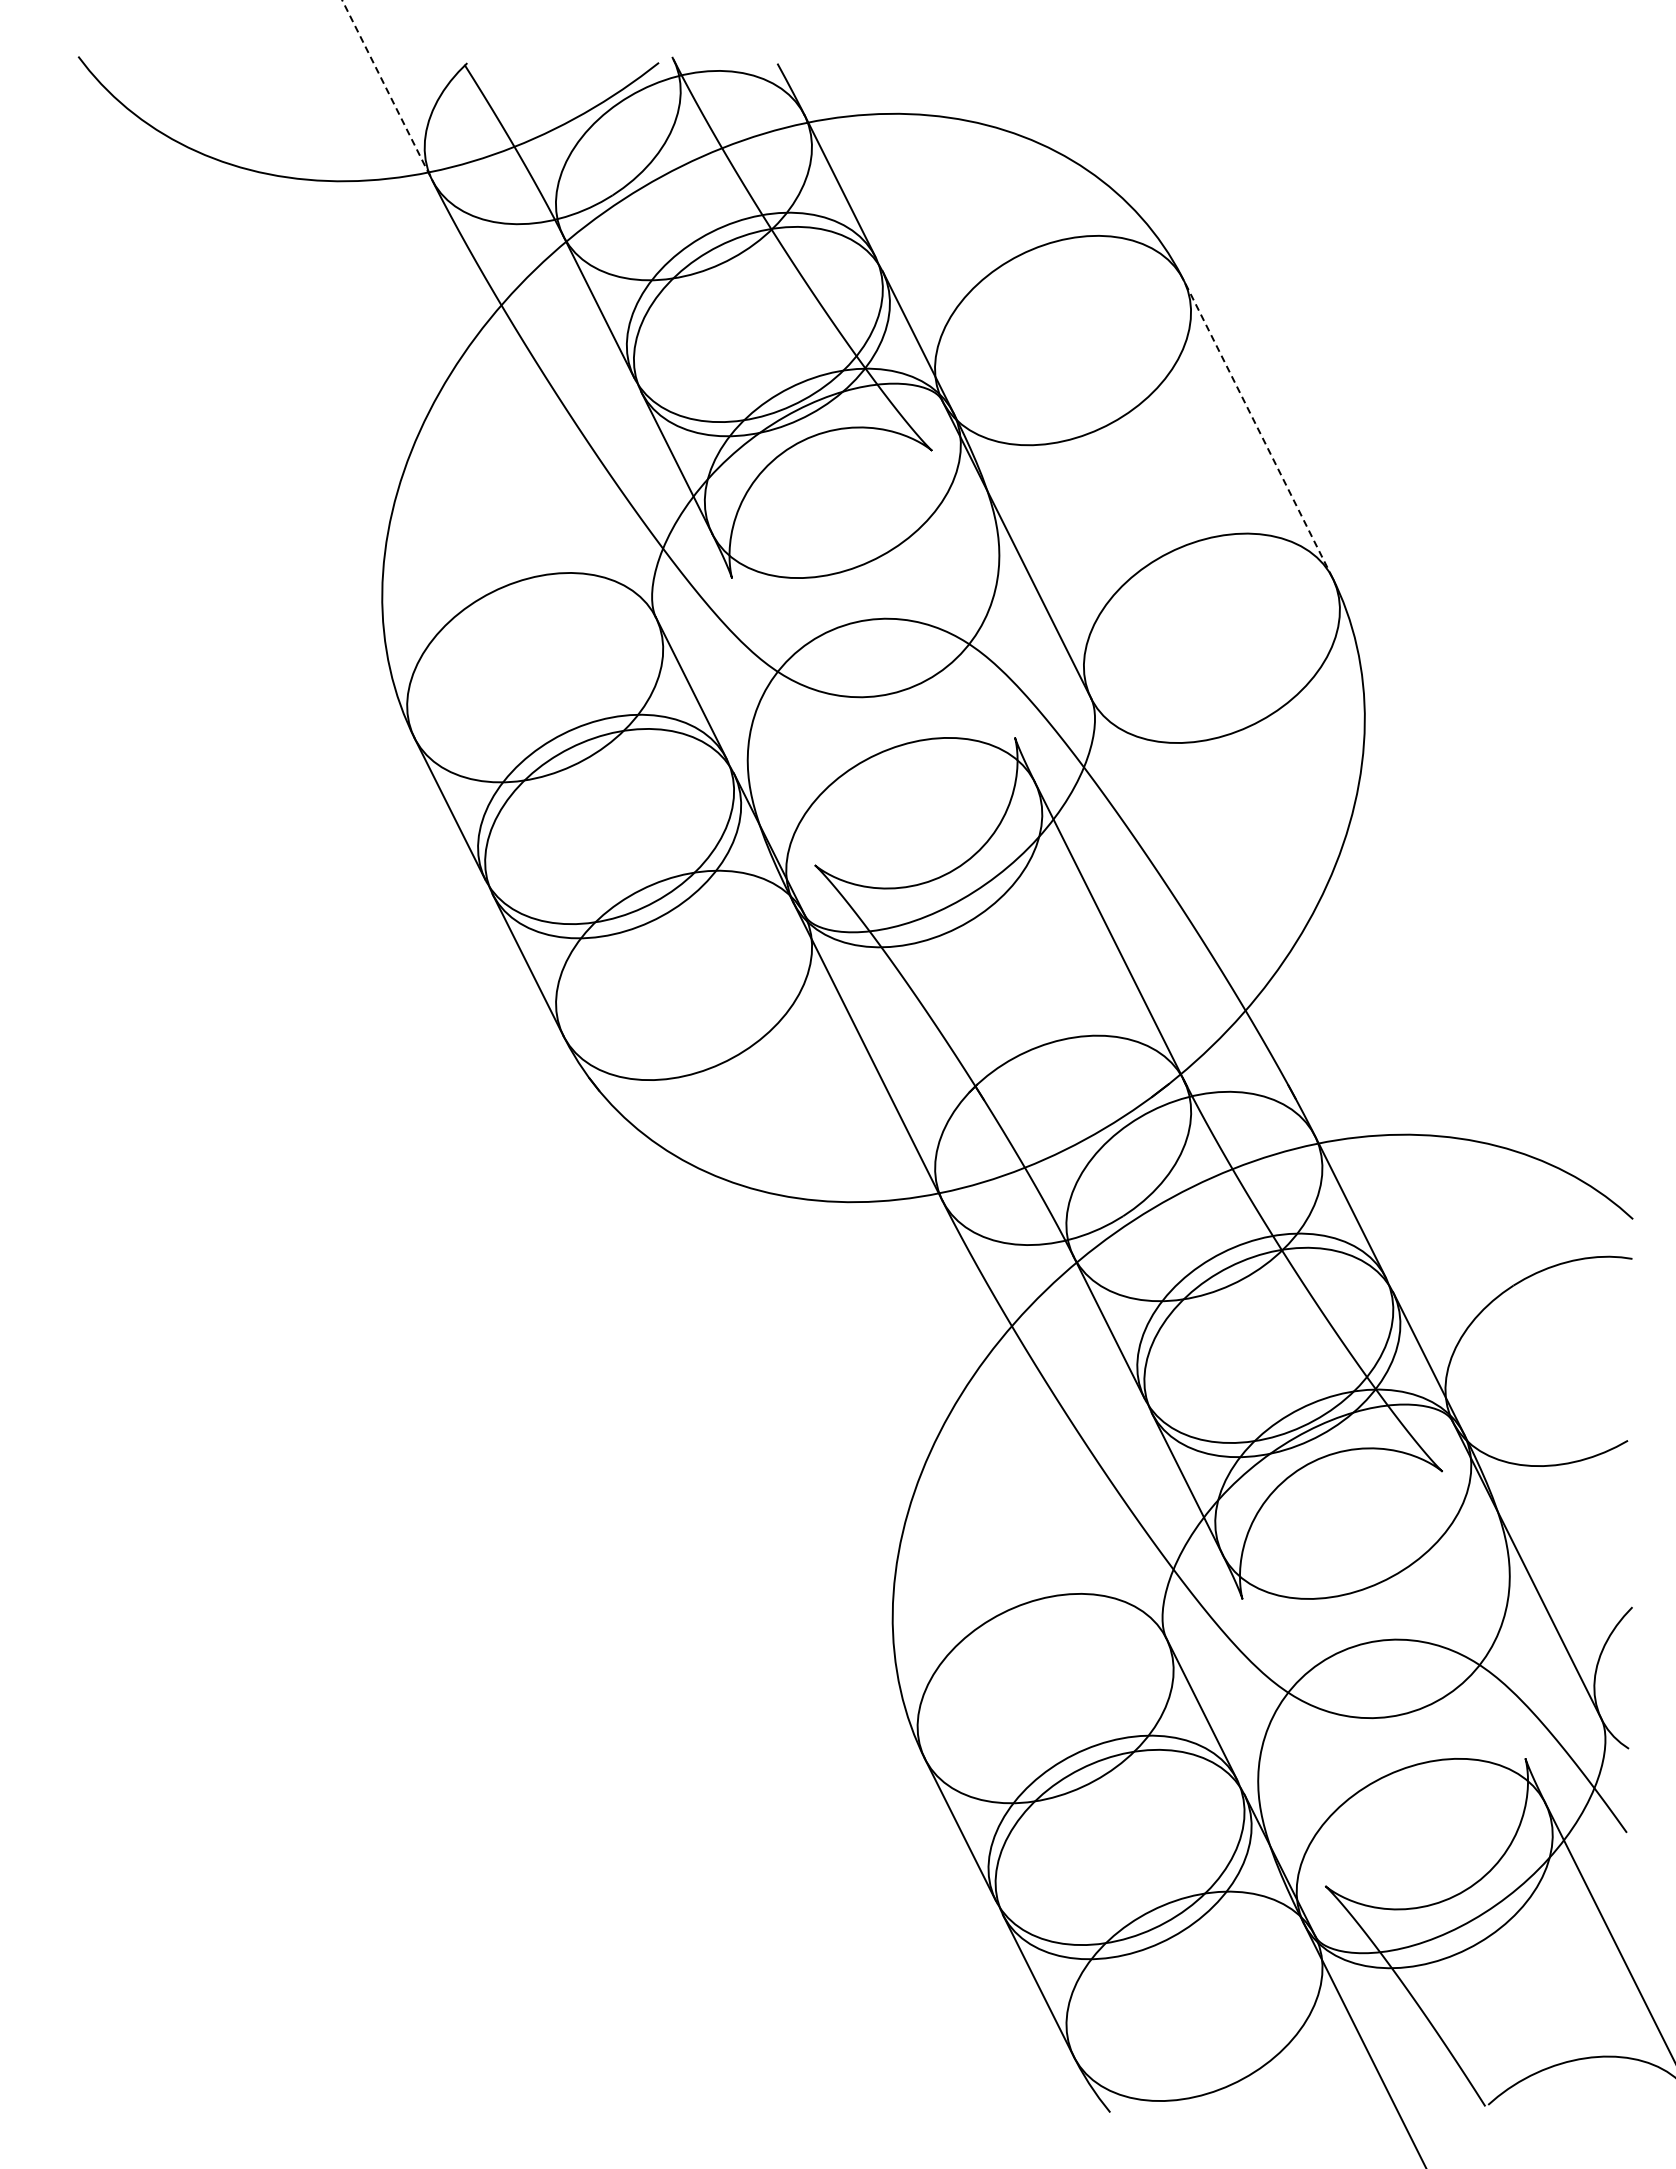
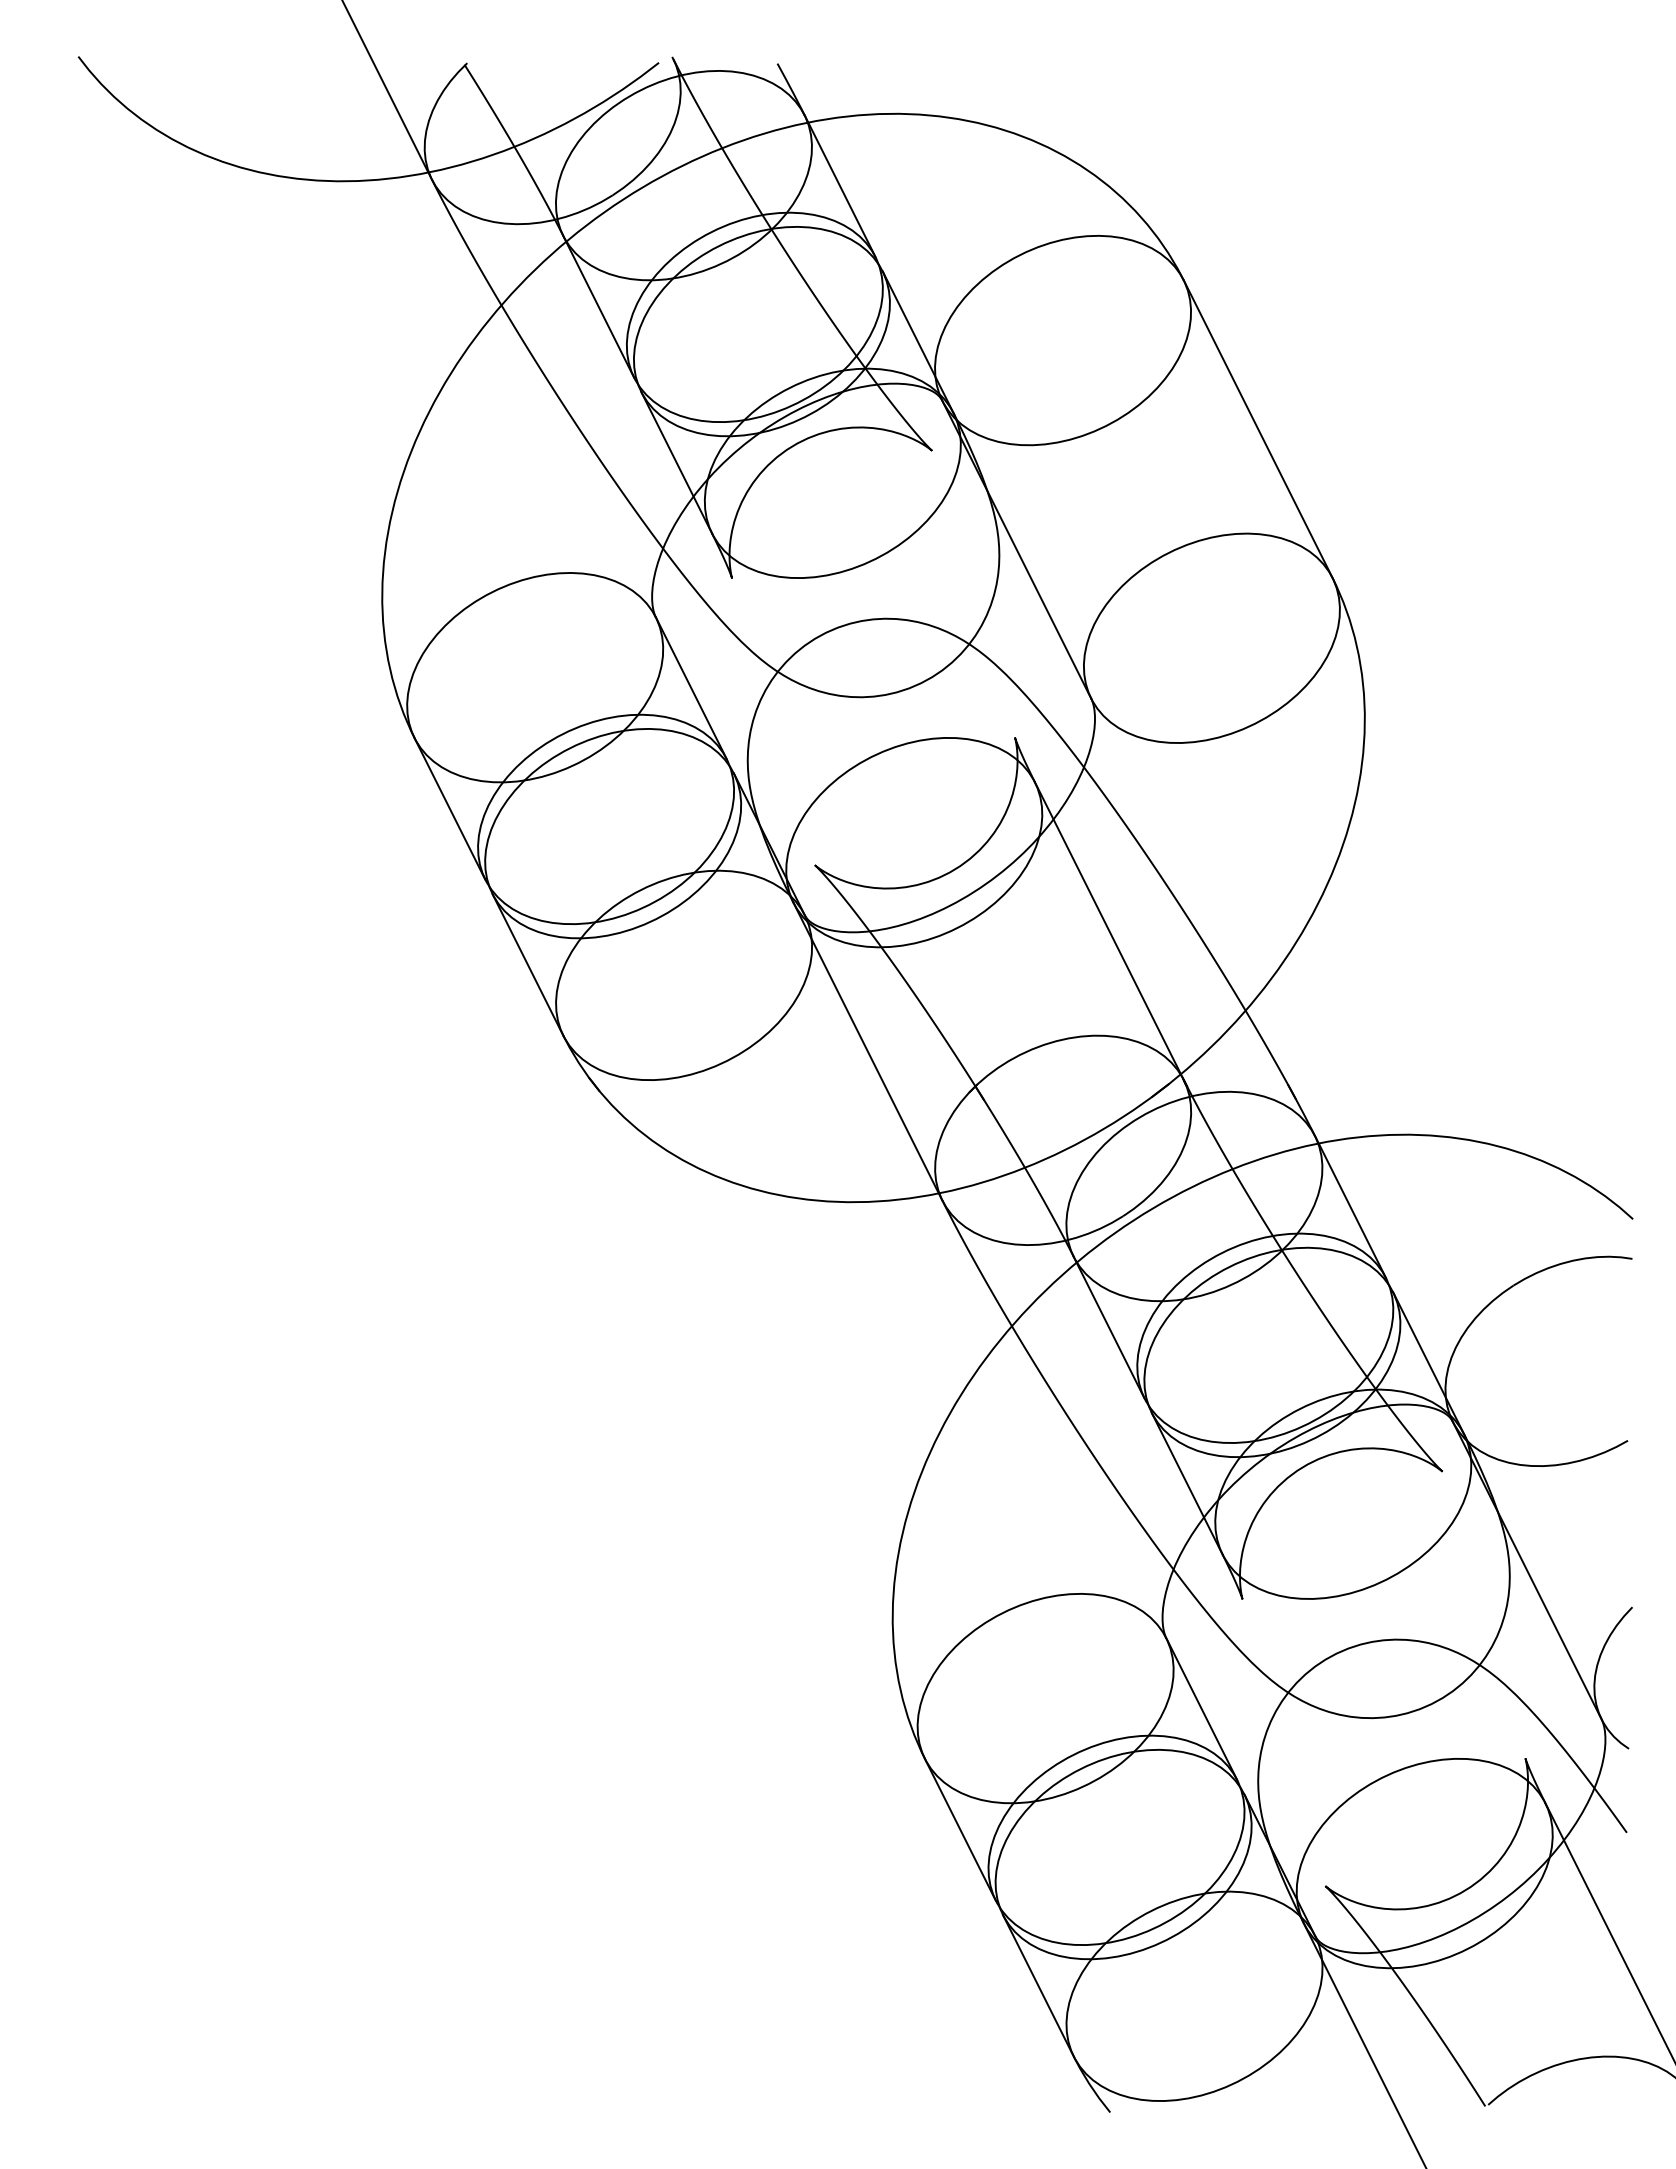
line: dashed -> solid (387, 90)
line: dashed -> solid (1257, 428)
